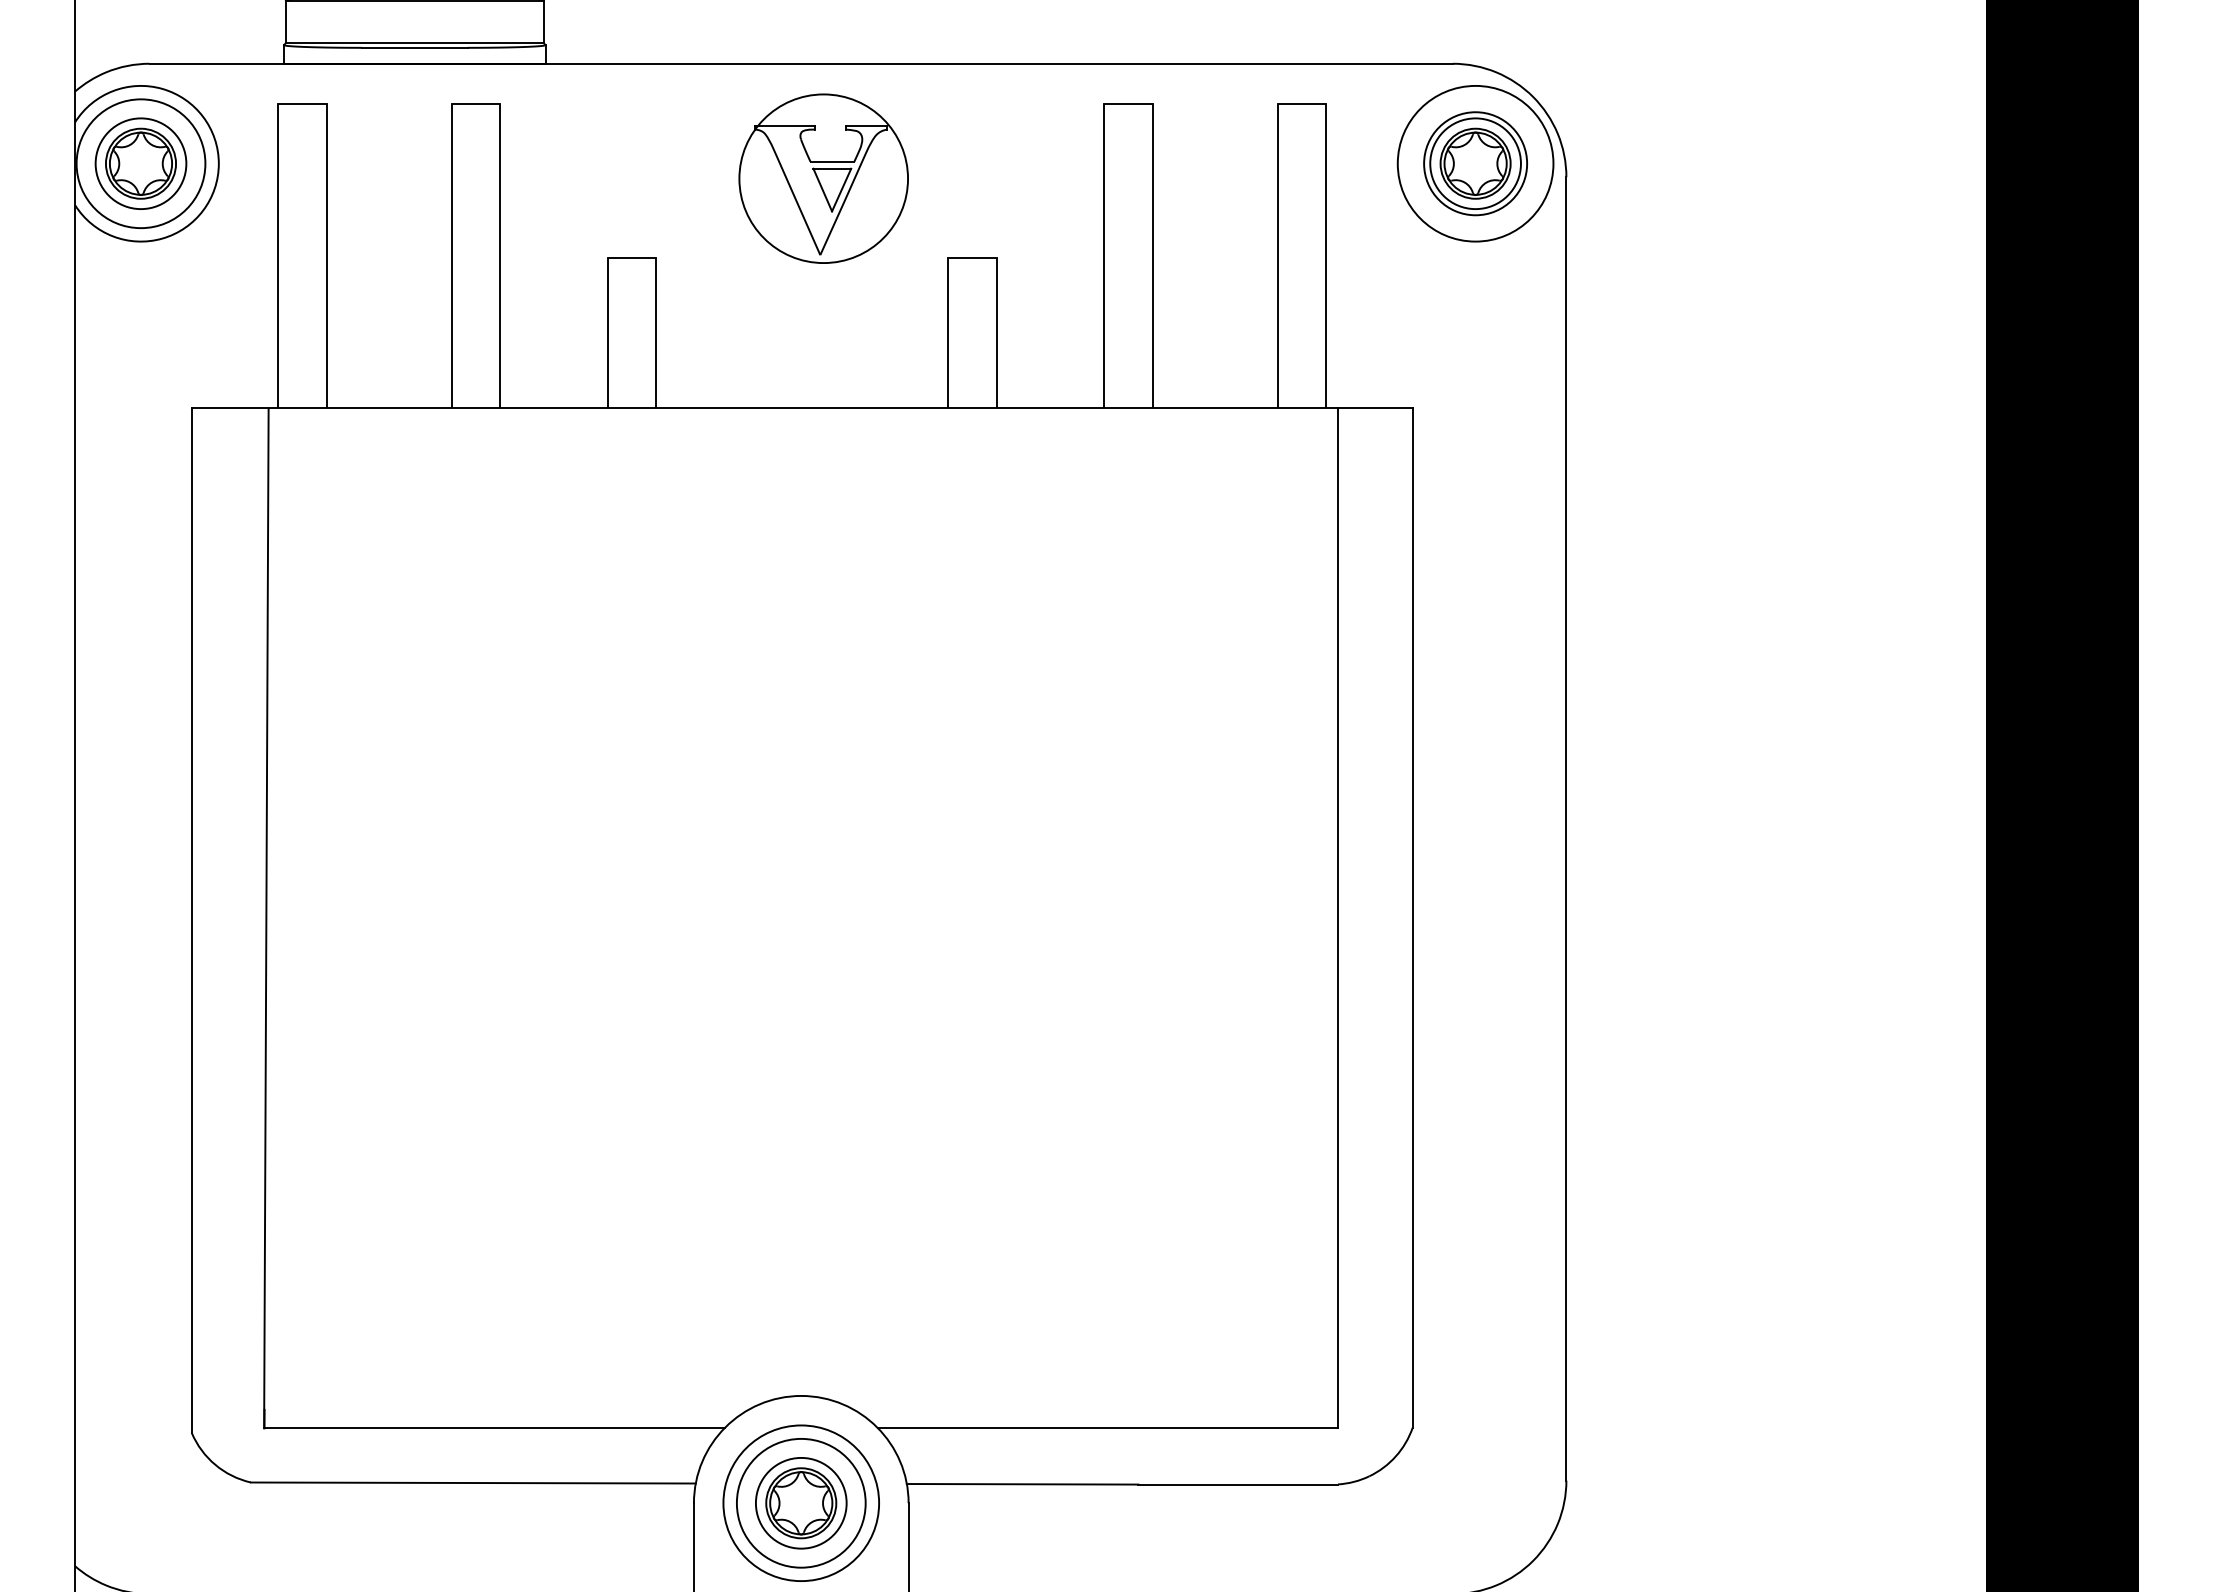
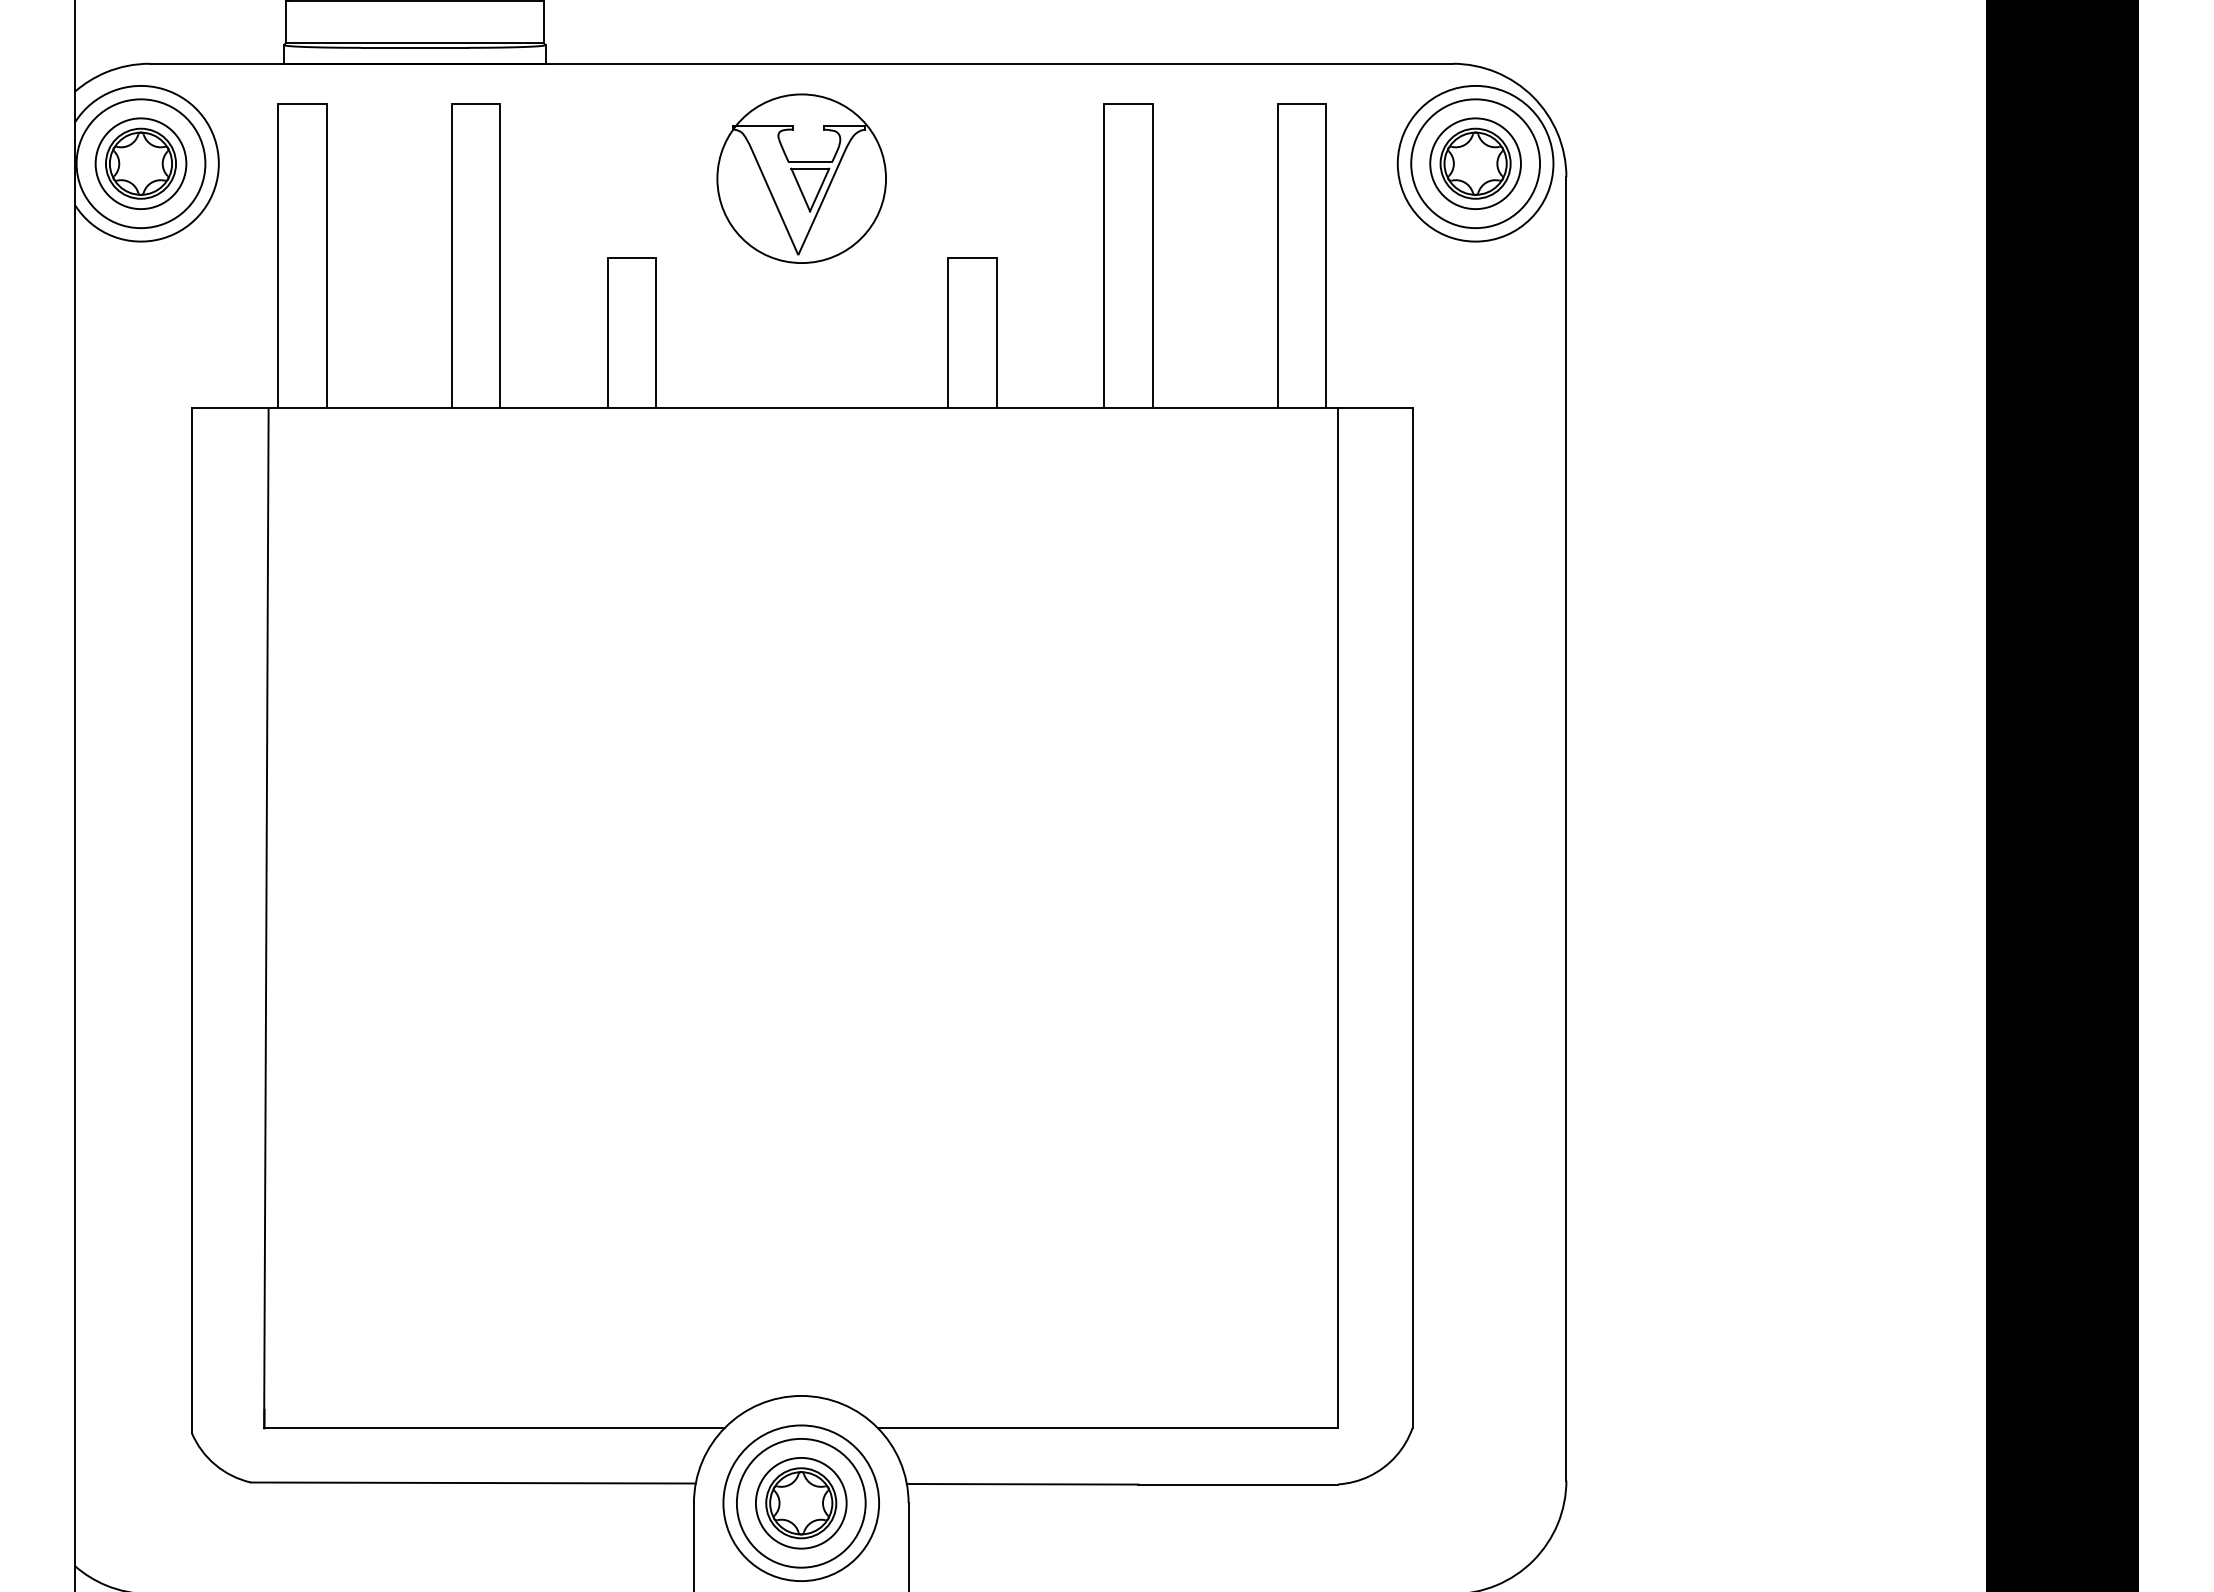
circle diameter: 103 px -> 129 px (1475, 163)
part position: (823, 178) -> (801, 178) (801, 178)
